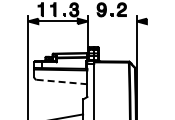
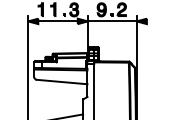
line: none -> present (112, 21)
line: dashed -> solid (61, 82)
